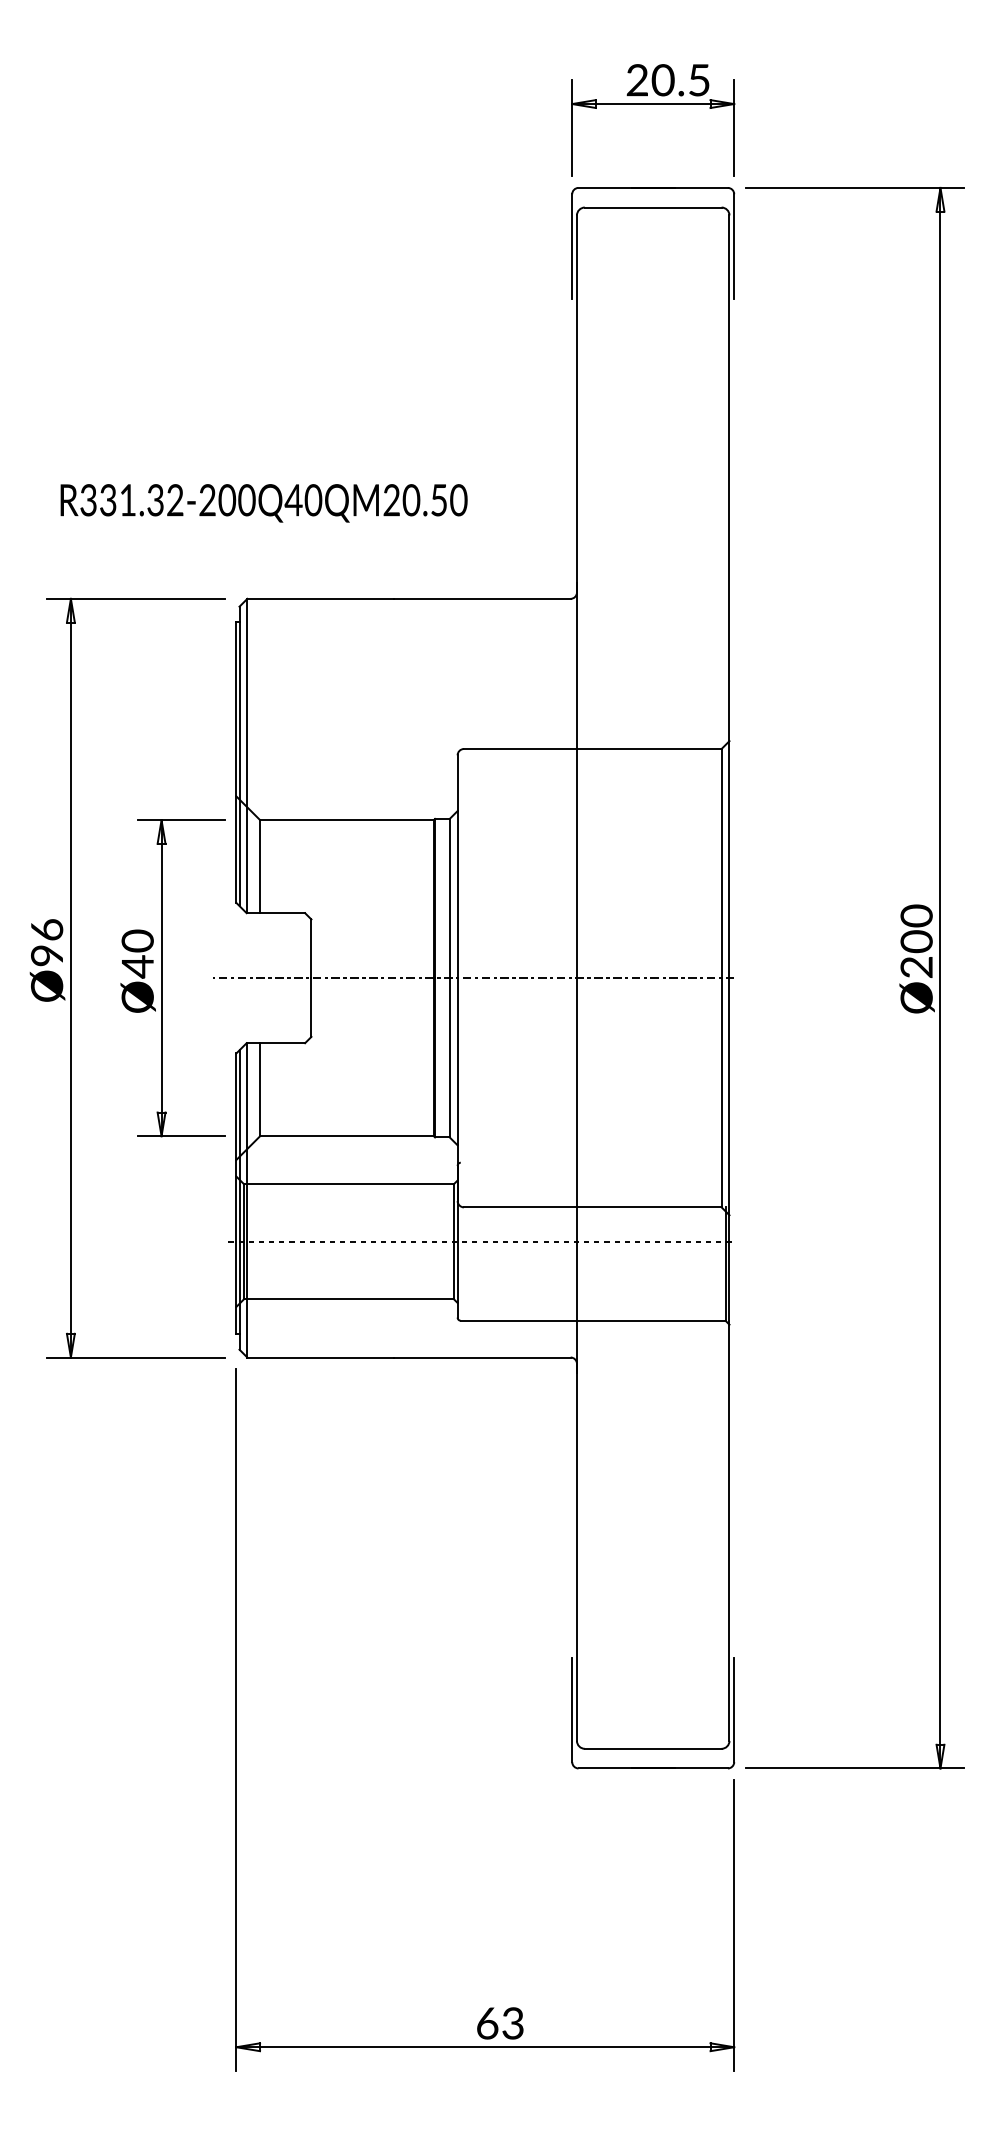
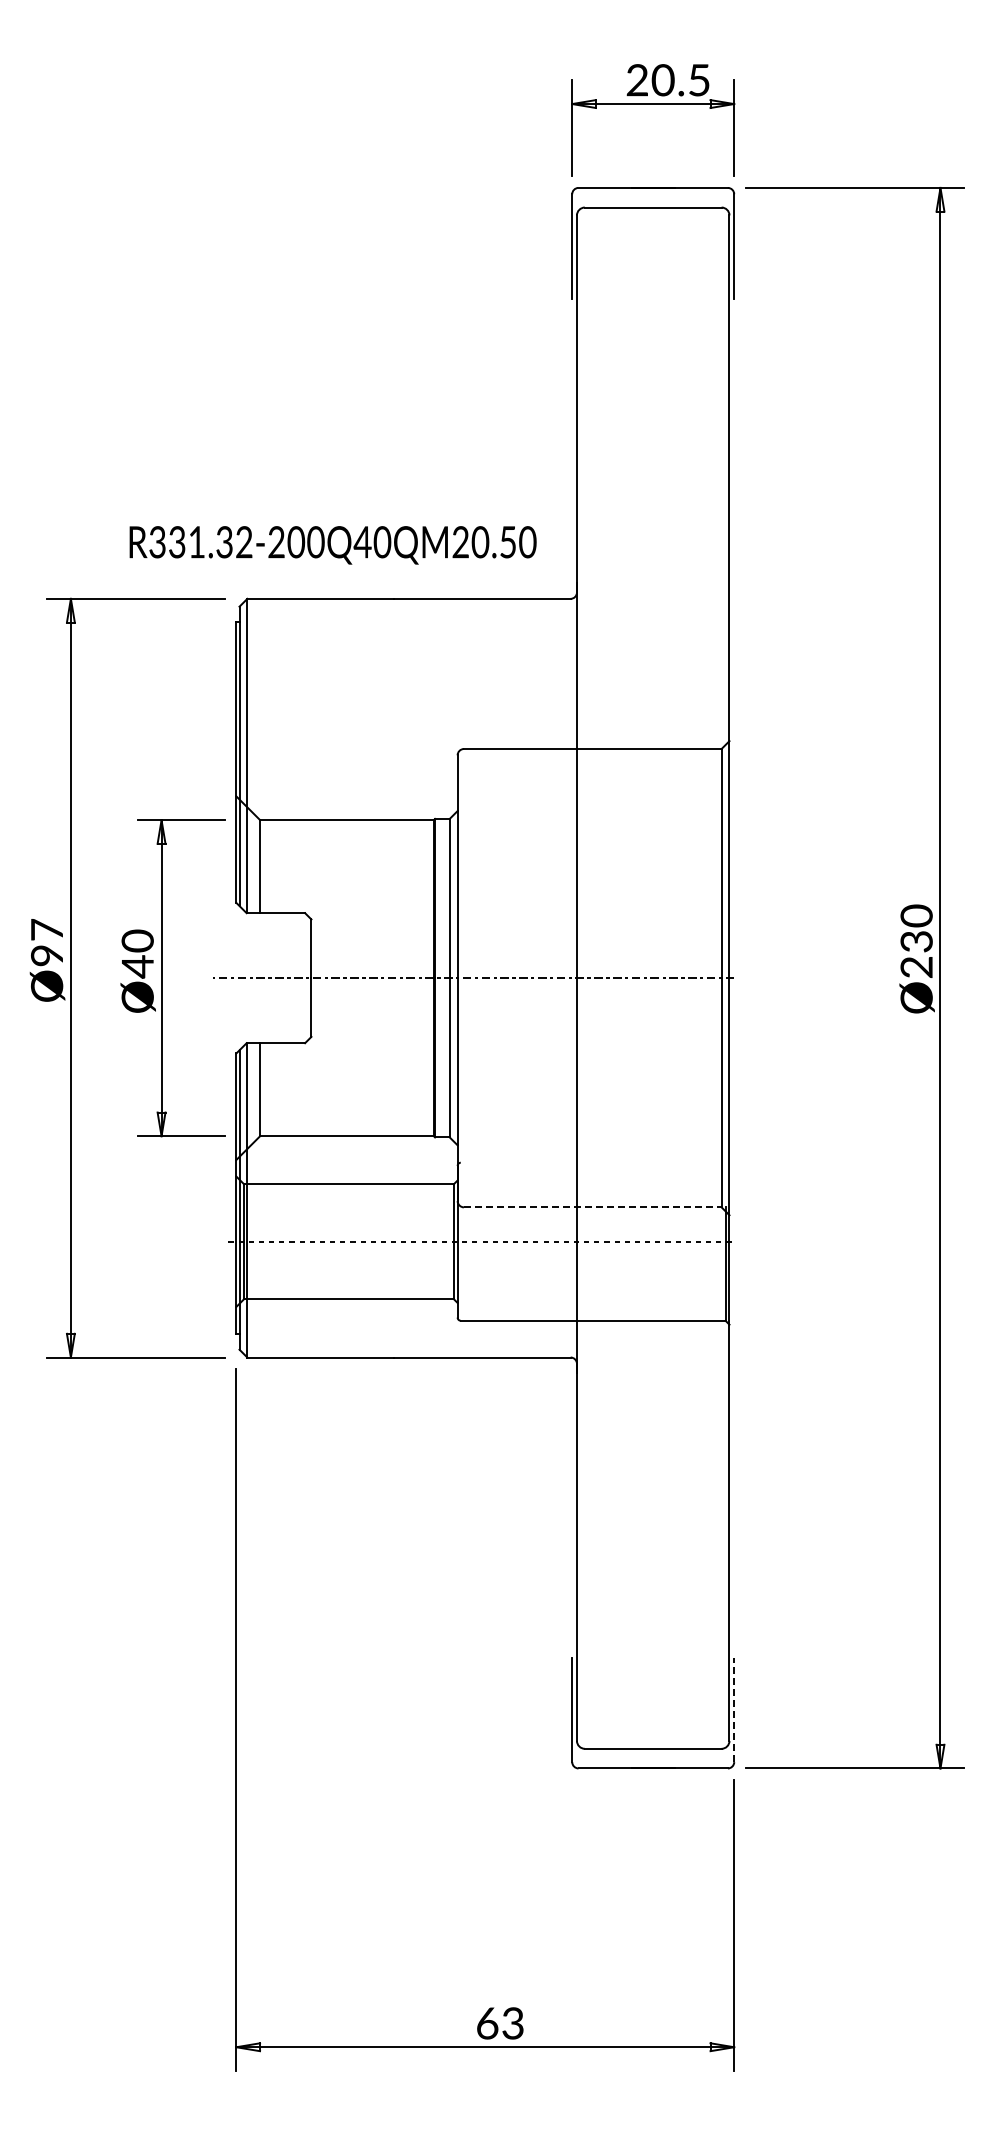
text position: (263, 503) -> (332, 545) (332, 545)
text: Ø96 -> Ø97 (47, 929)
text: Ø200 -> Ø230 (916, 941)
line: solid -> dashed (592, 1207)
line: solid -> dashed (734, 1709)
